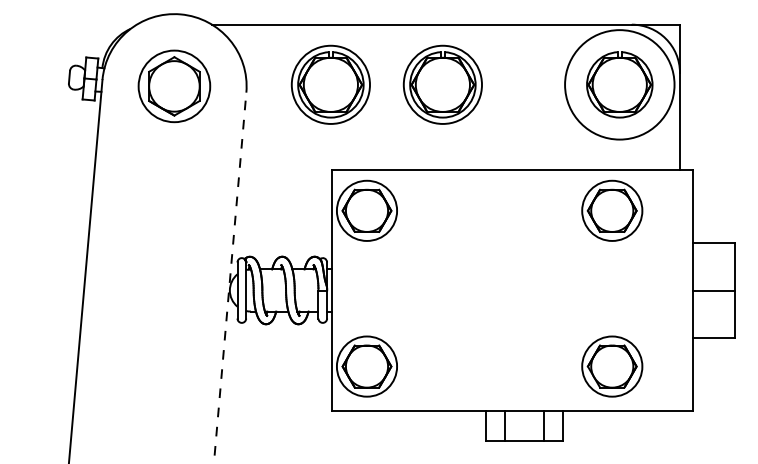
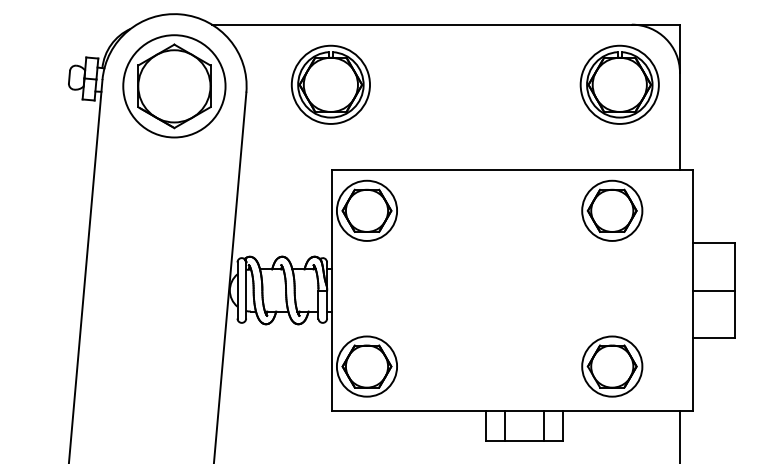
part: present -> none (442, 84)
circle diameter: 109 px -> 78 px (619, 84)
part size: 75x75 px -> 105x105 px (174, 86)
line: dashed -> solid (230, 277)
line: none -> present (679, 435)
